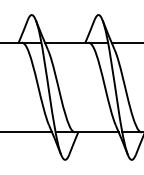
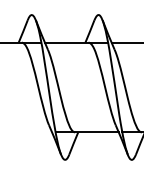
line: present -> none (27, 132)
